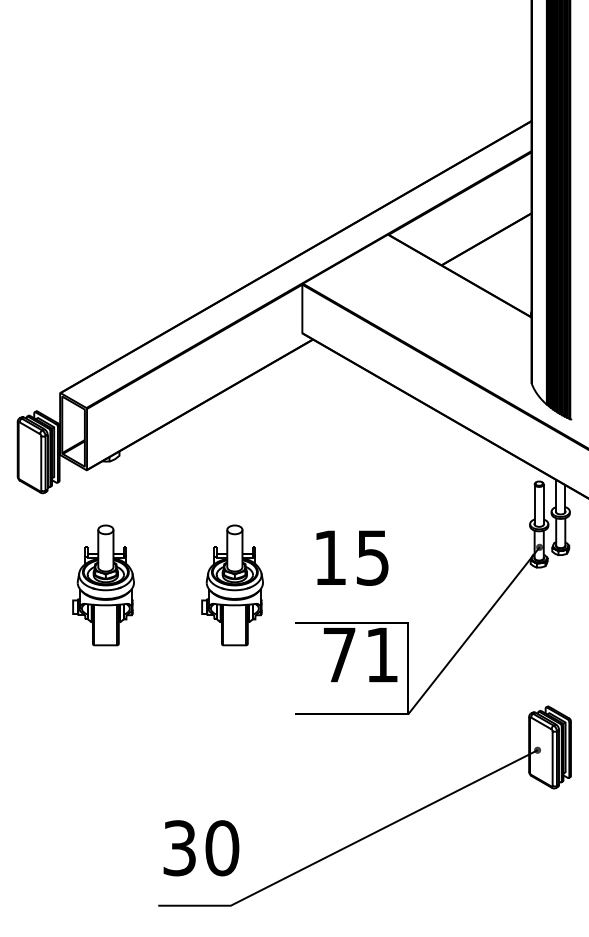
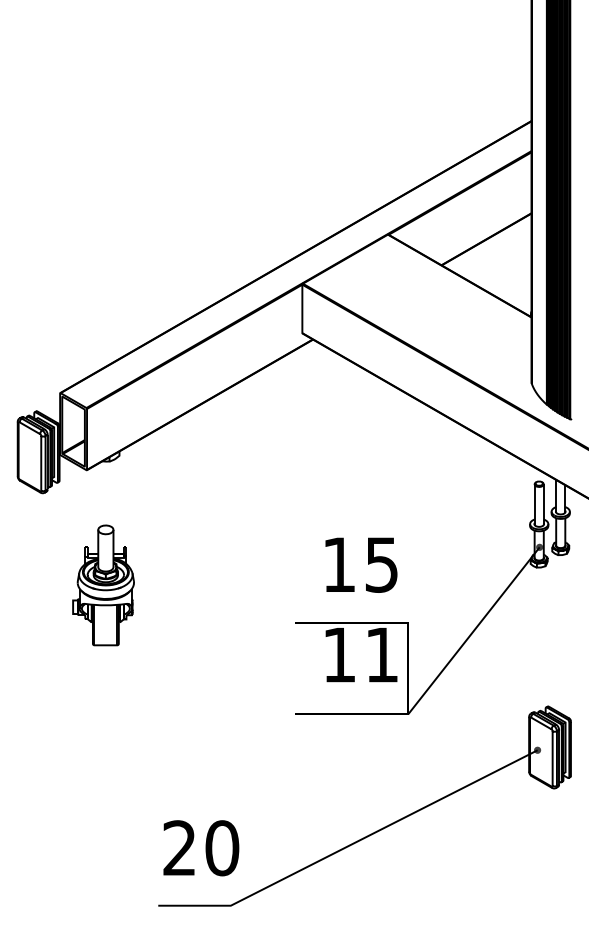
text position: (352, 557) -> (361, 564) (361, 564)
part: present -> none (232, 585)
text: 71 -> 11 (339, 654)
text: 30 -> 20 (179, 848)
